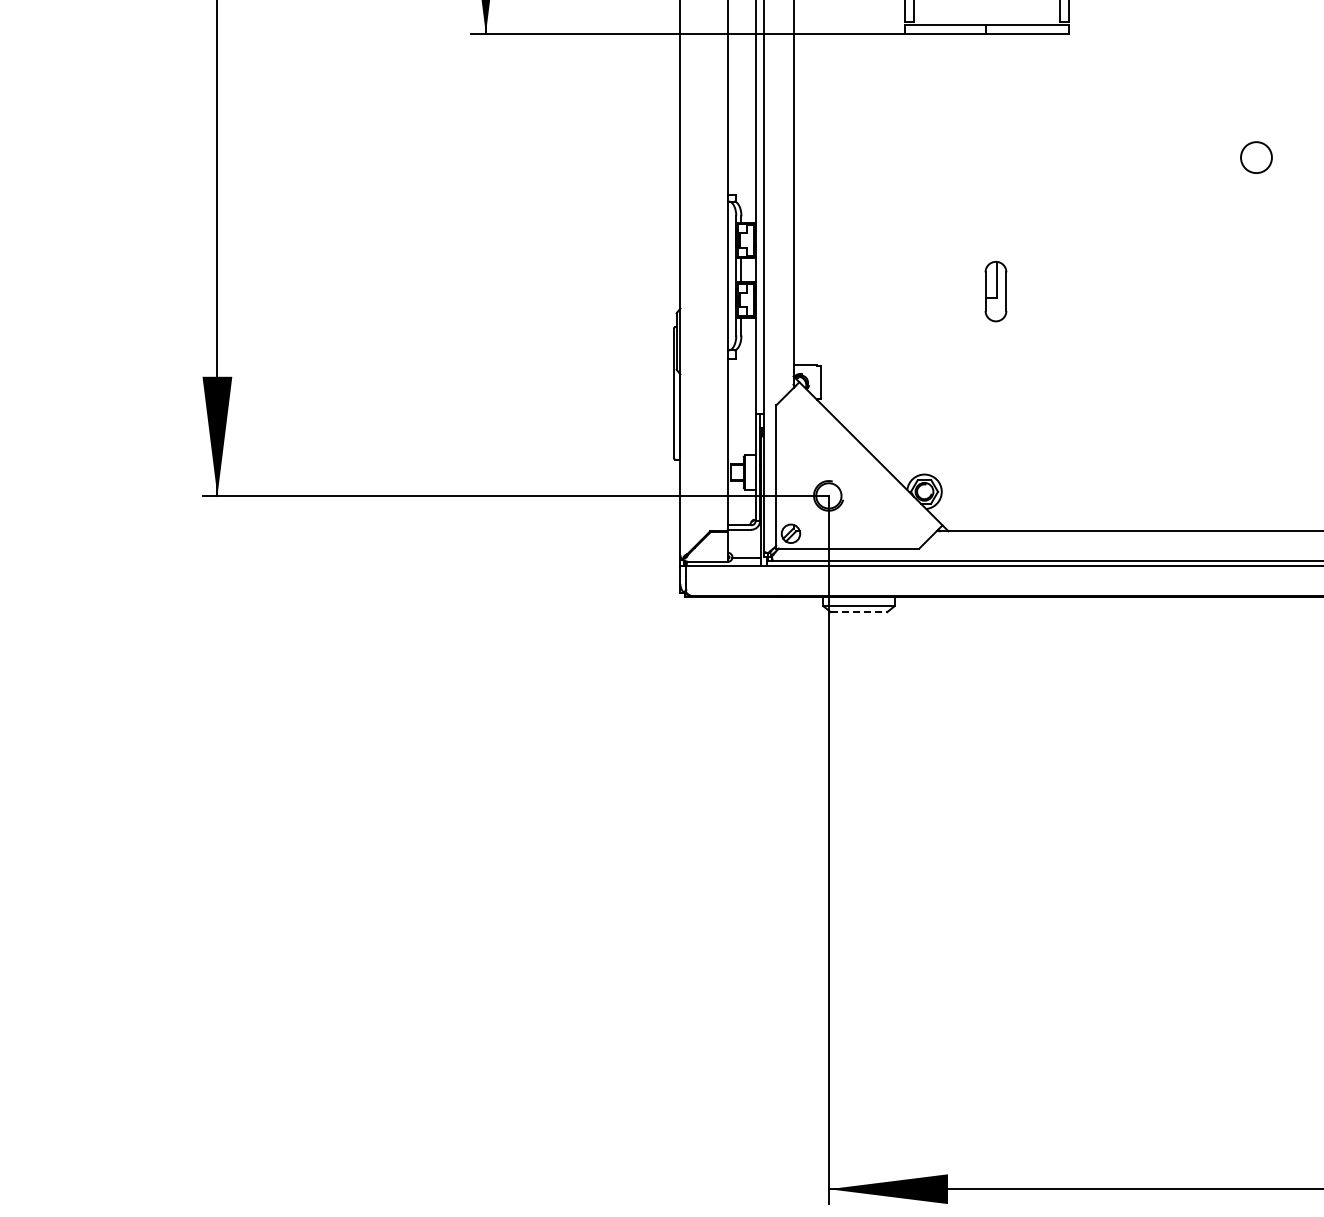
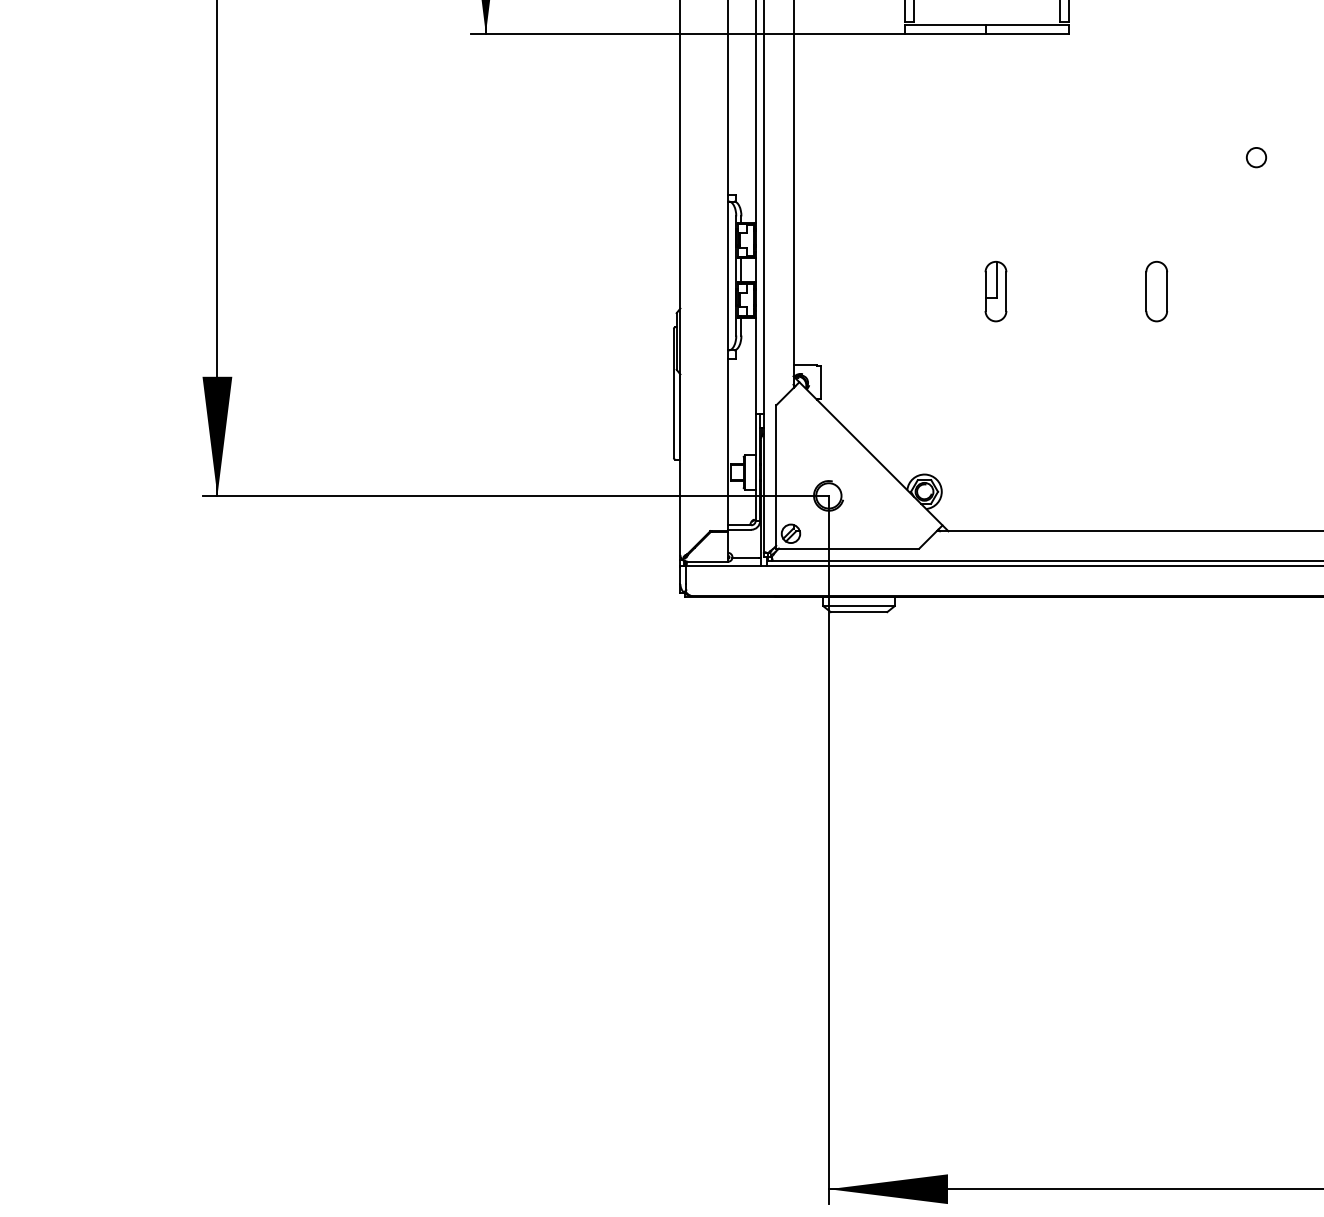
circle diameter: 31 px -> 19 px (1256, 157)
part: none -> present (1156, 291)
line: dashed -> solid (859, 612)
